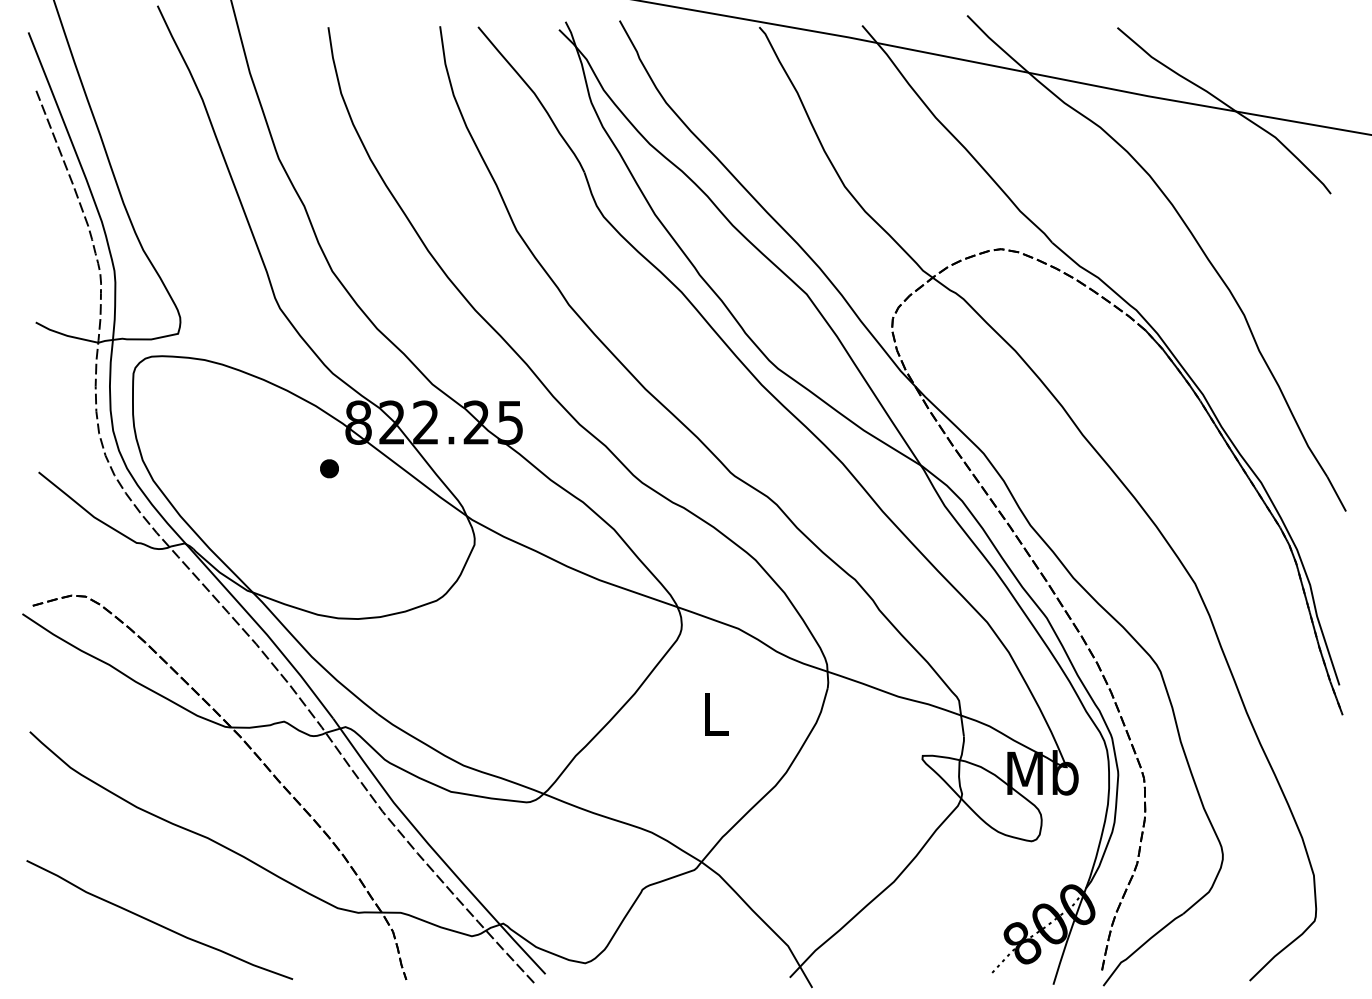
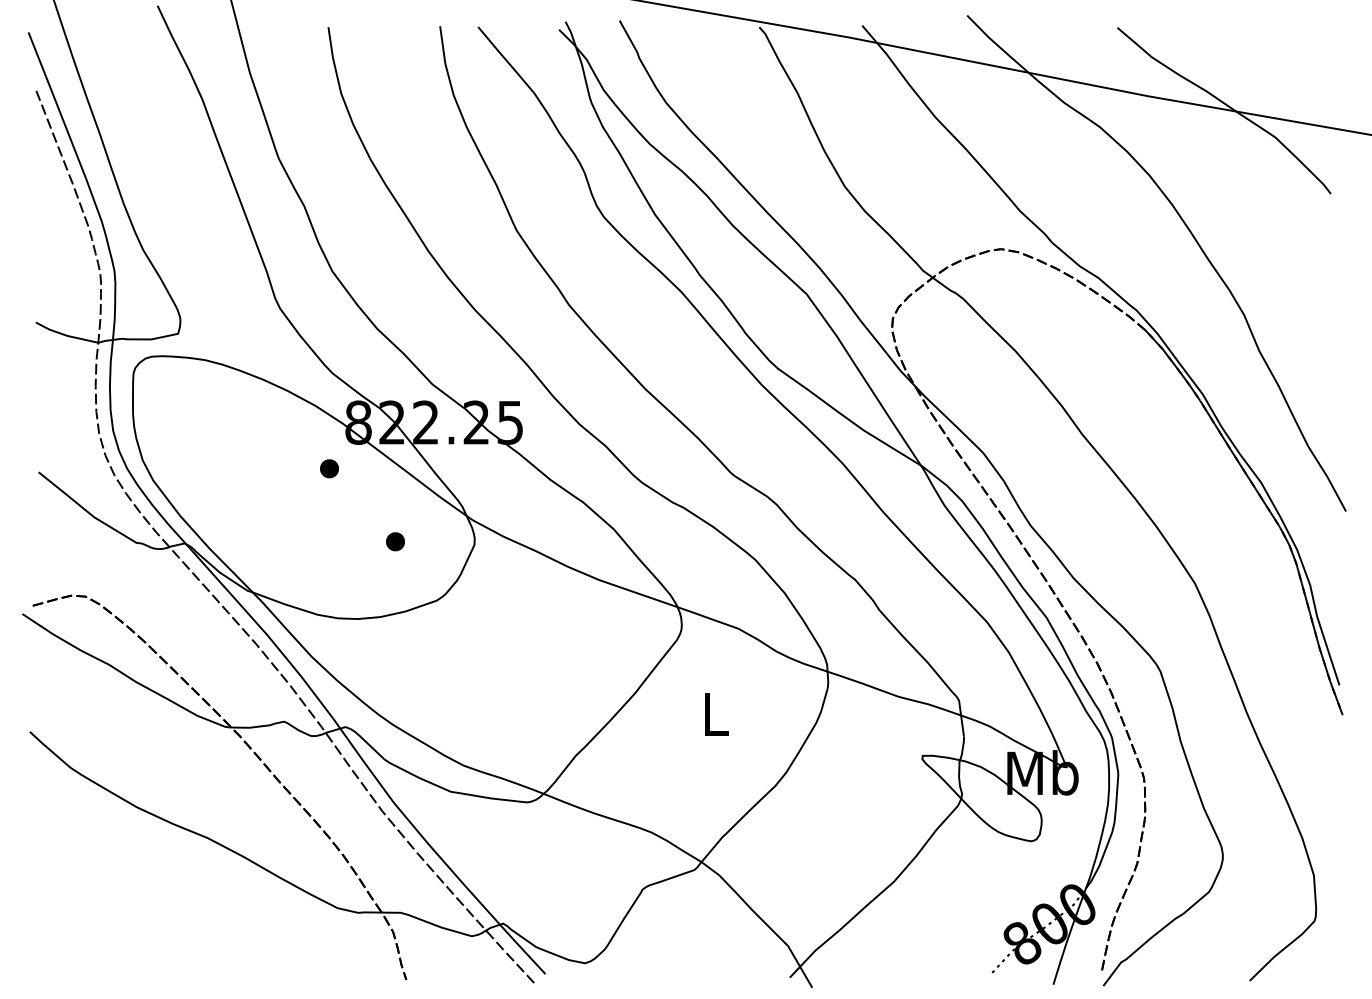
part: none -> present (395, 541)
curve: present -> none (158, 923)
